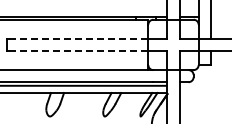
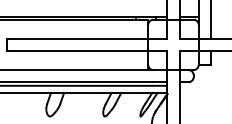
line: dashed -> solid (78, 38)
line: dashed -> solid (78, 50)
